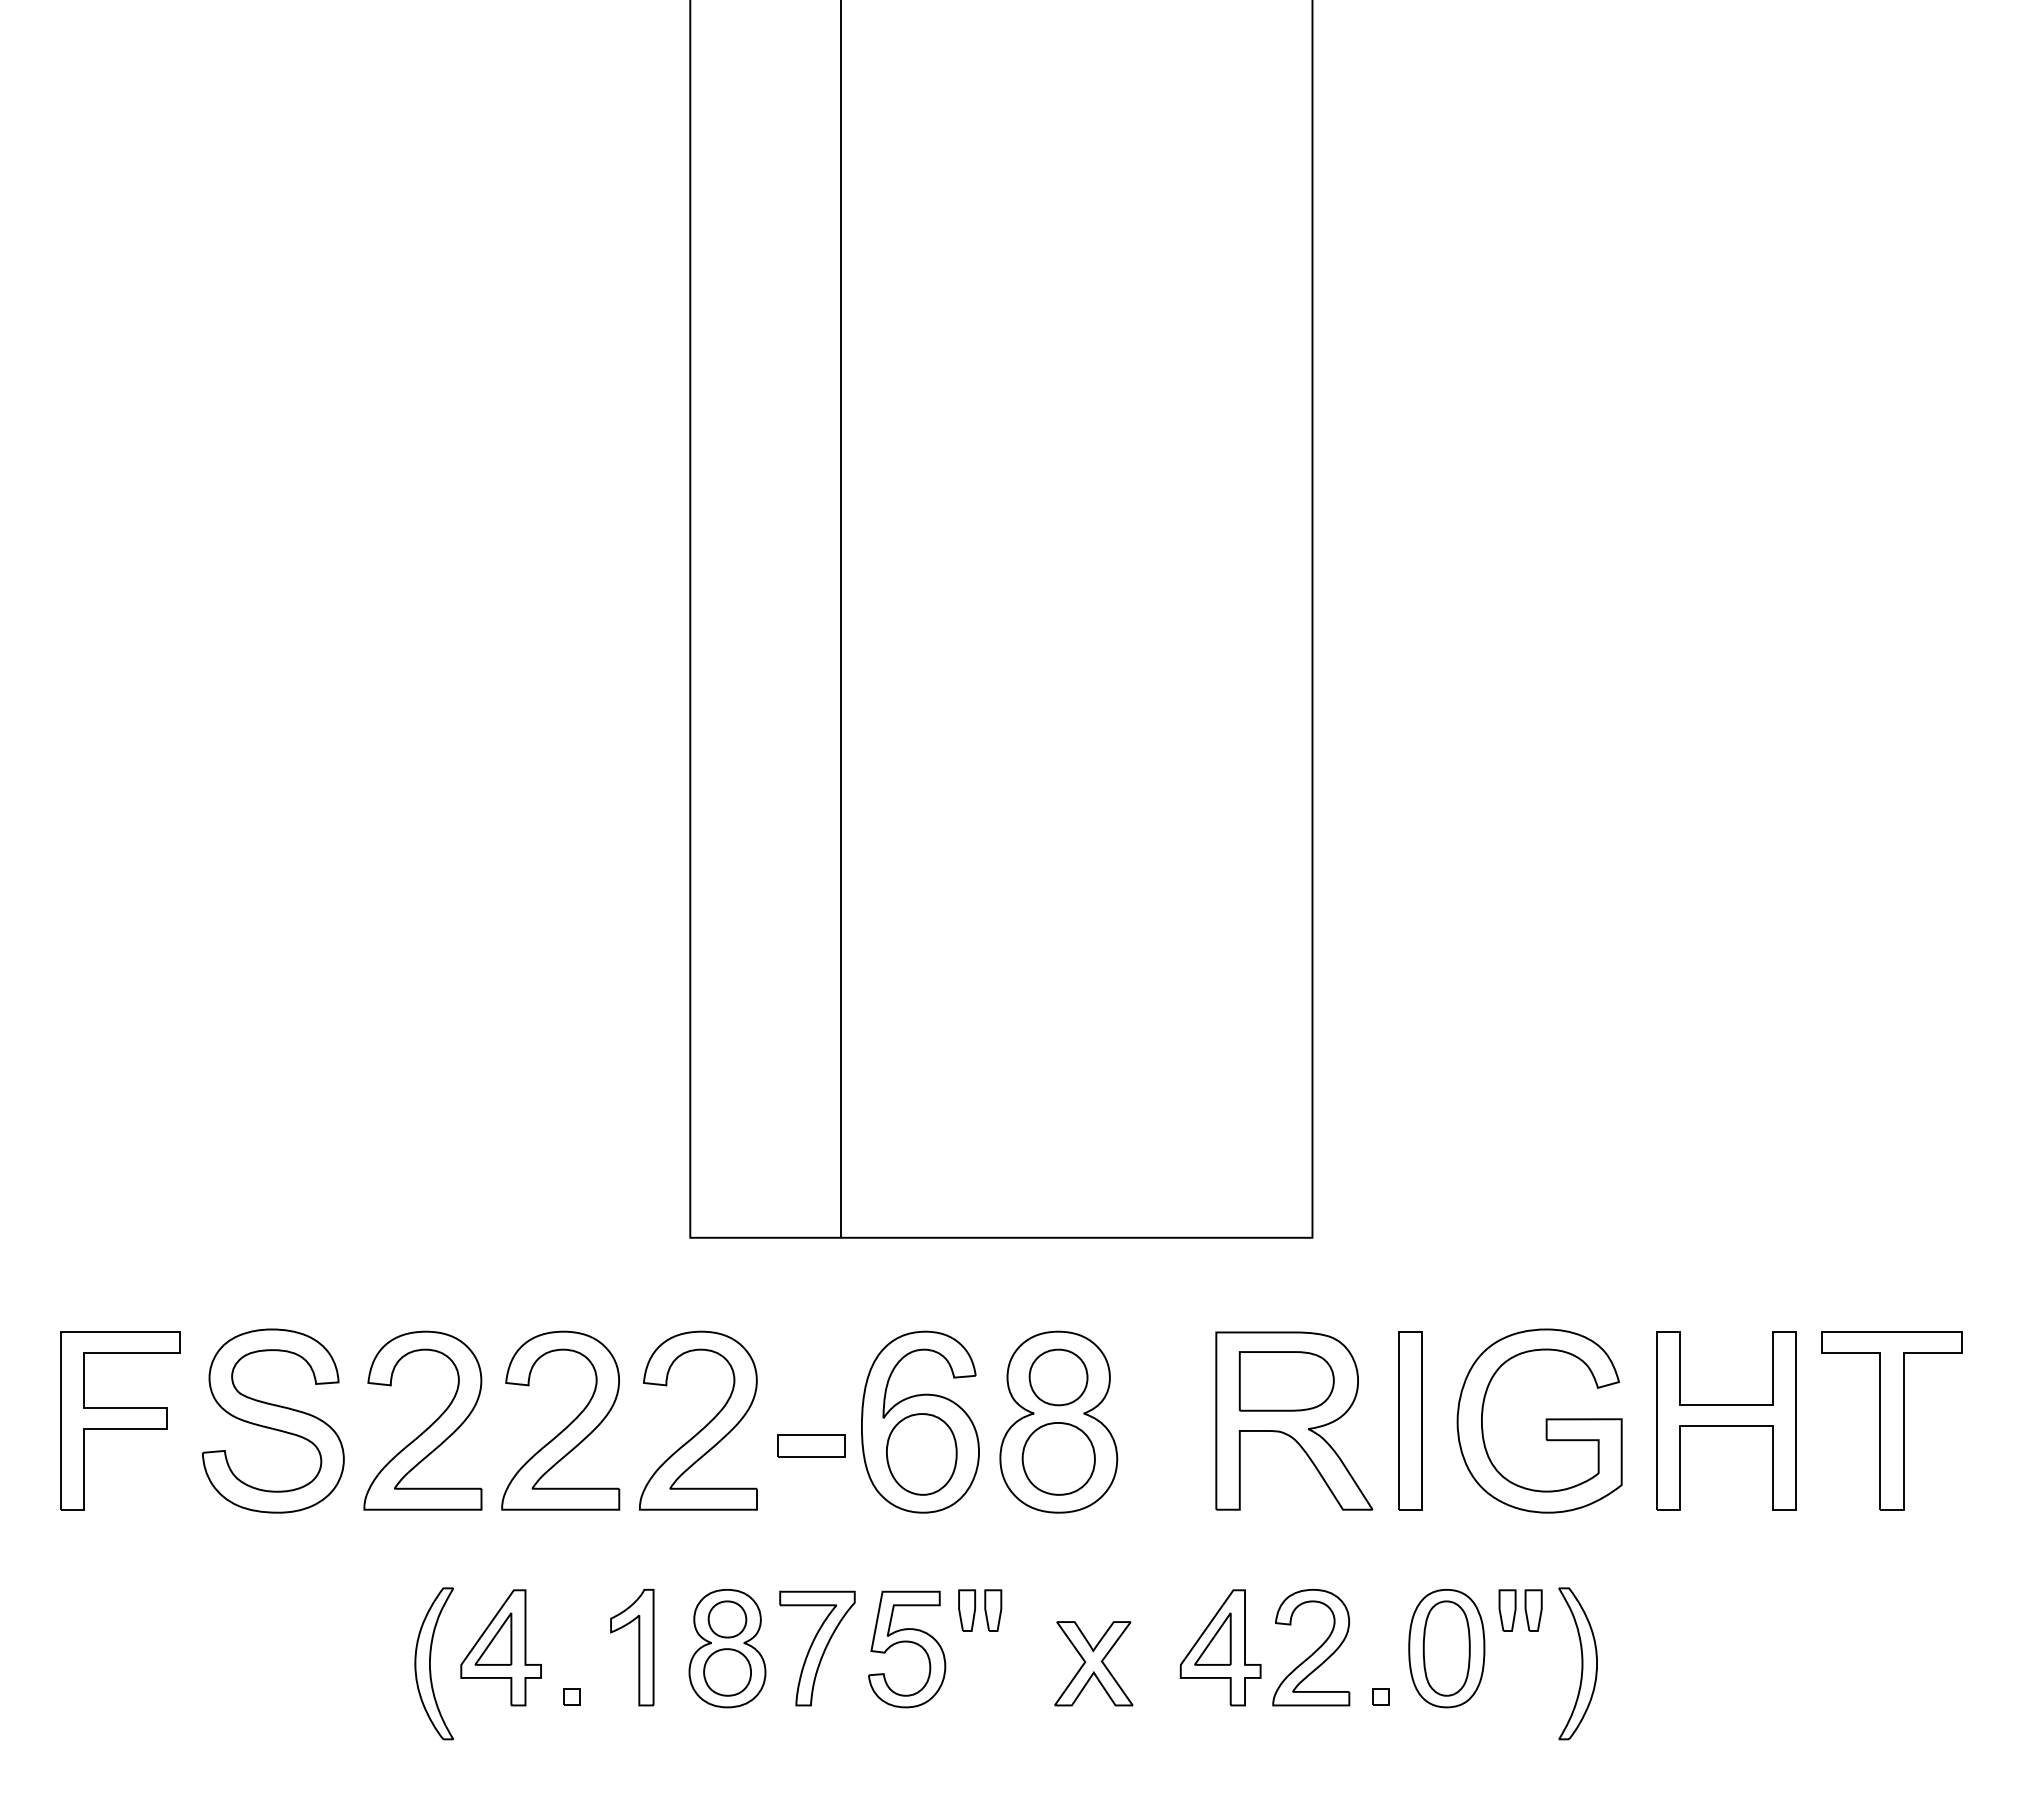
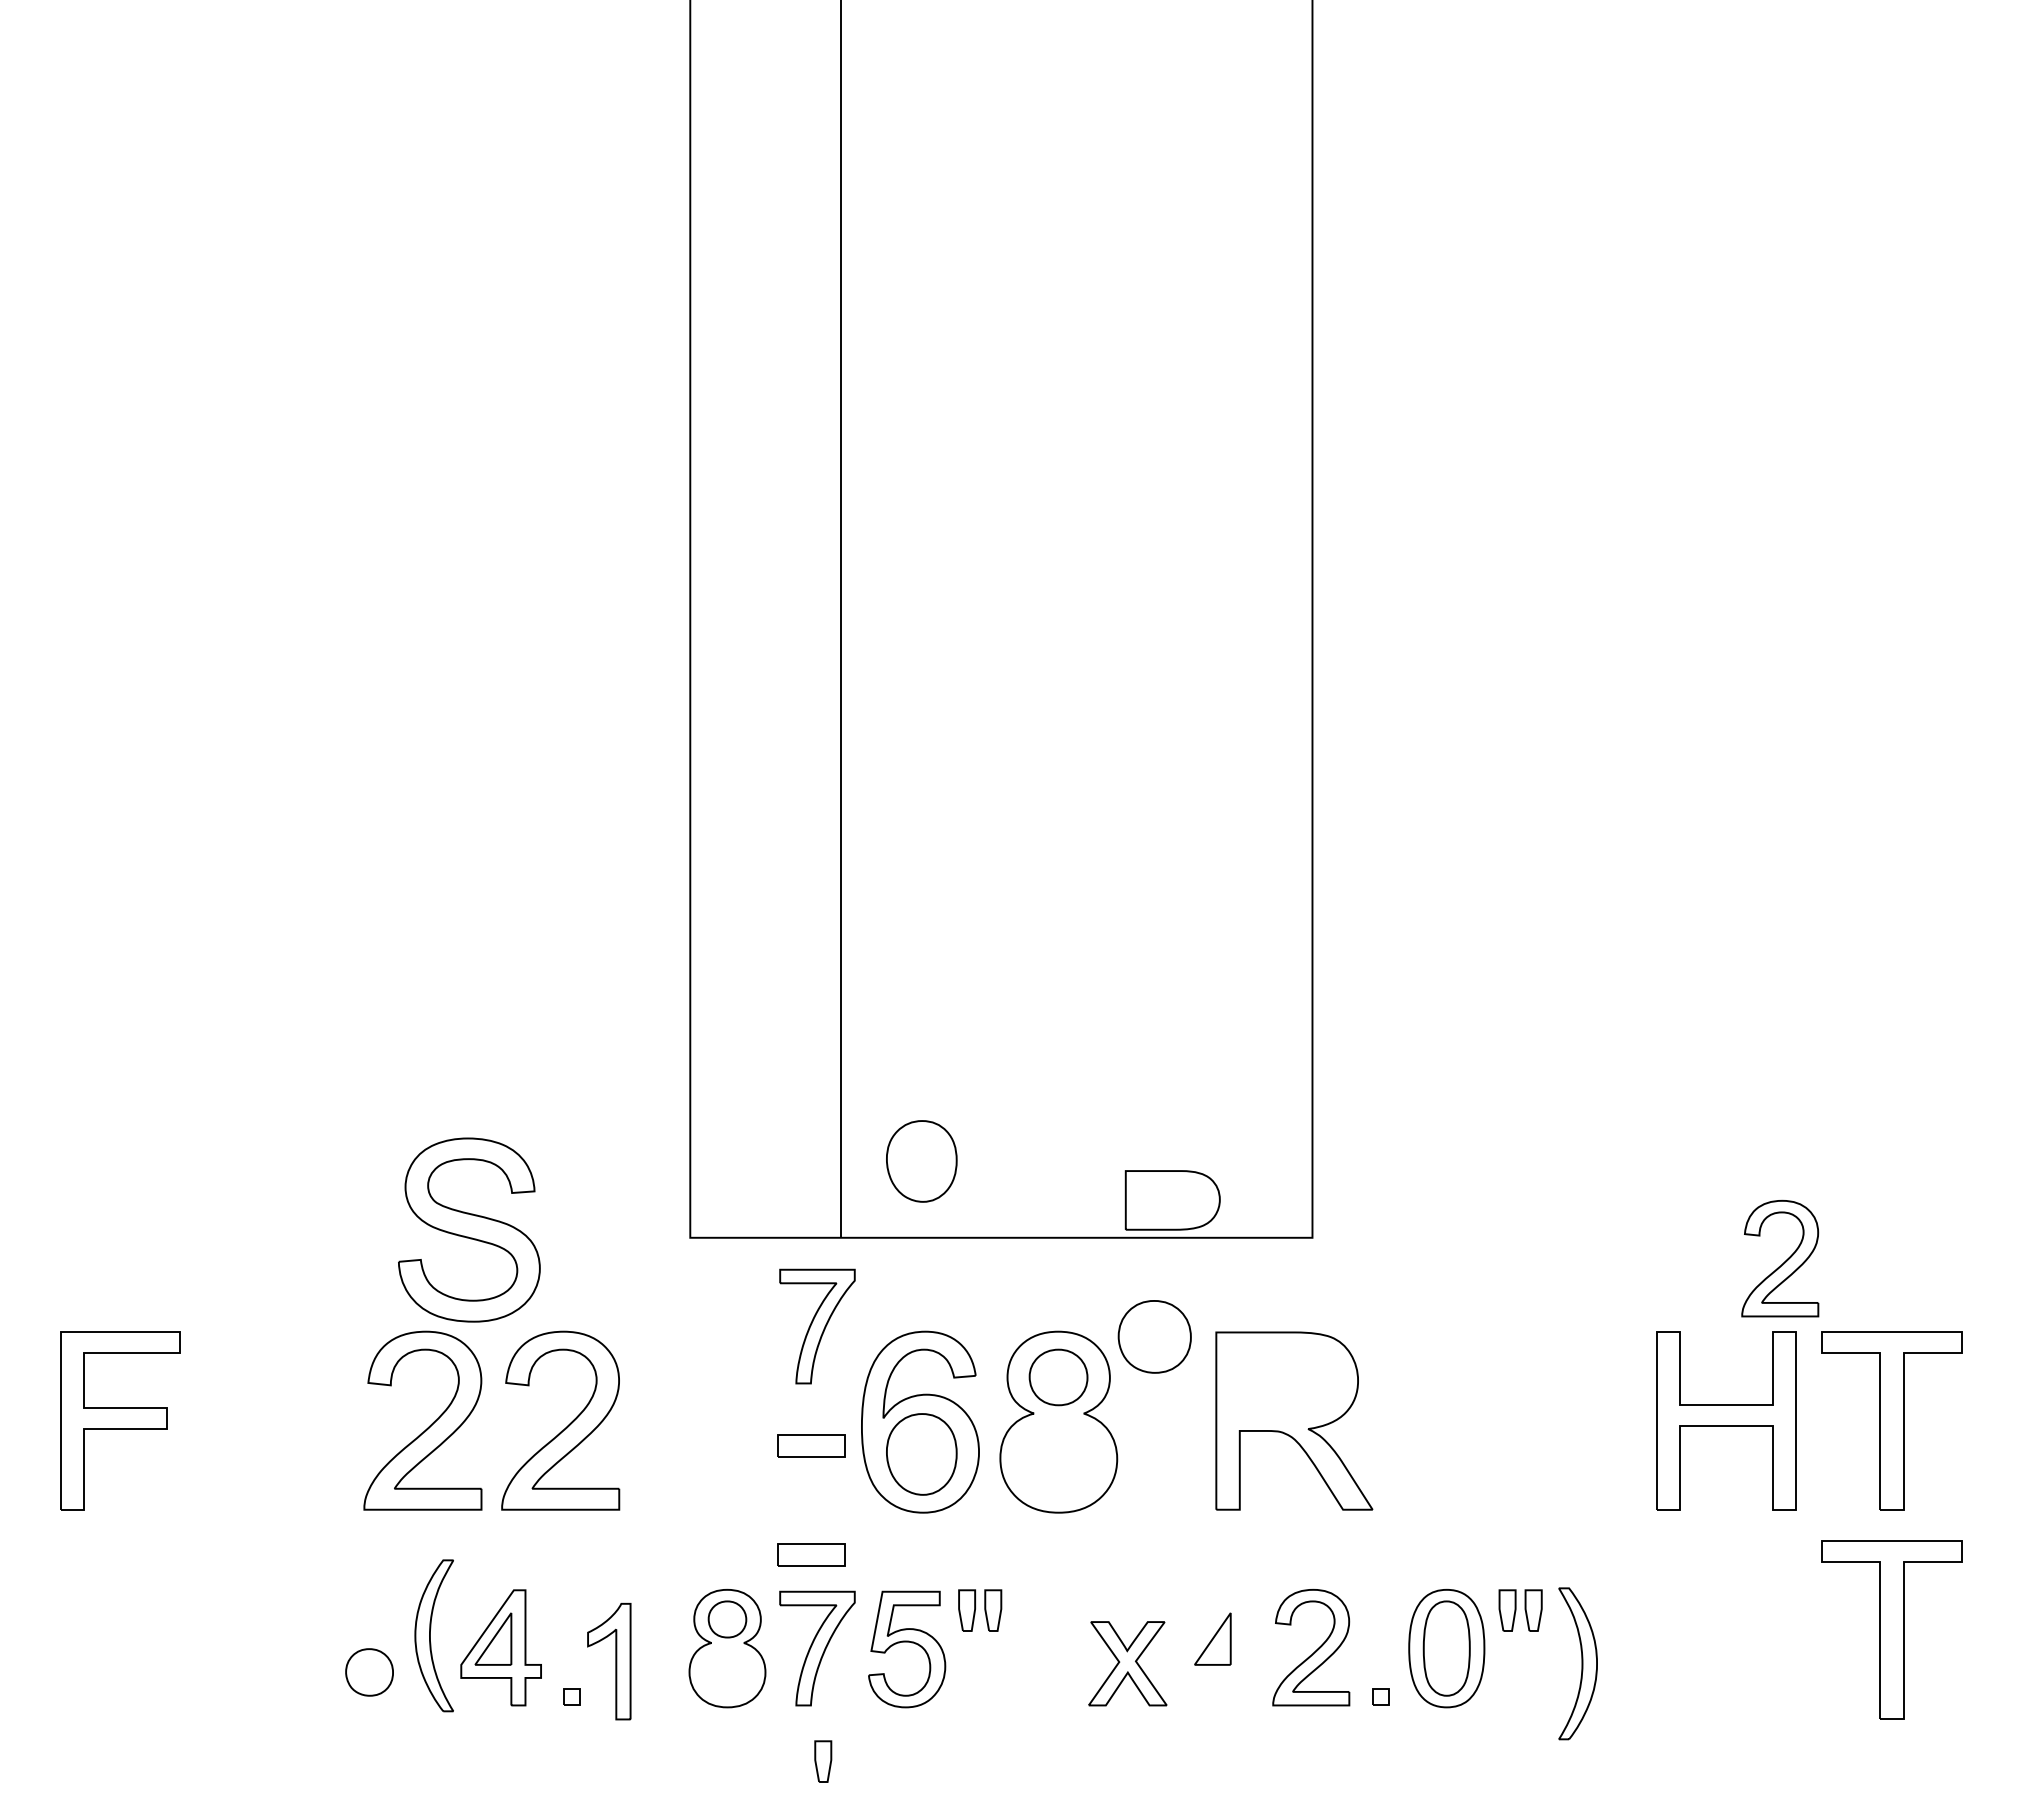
part: none -> present (921, 1161)
part: none -> present (1780, 1258)
part: none -> present (817, 1326)
part position: (1286, 1381) -> (1172, 1200) (1172, 1200)
part position: (273, 1420) -> (469, 1229) (469, 1229)
part: present -> none (1410, 1420)
part: present -> none (1539, 1420)
part: present -> none (704, 1426)
part position: (1058, 1458) -> (1154, 1336) (1154, 1336)
part: none -> present (811, 1554)
part: none -> present (1891, 1629)
part position: (632, 1647) -> (609, 1661) (609, 1661)
part: present -> none (1220, 1647)
part position: (433, 1663) -> (433, 1635) (433, 1635)
part position: (1093, 1663) -> (1127, 1663) (1127, 1663)
part position: (727, 1672) -> (369, 1672) (369, 1672)
part: none -> present (823, 1761)
